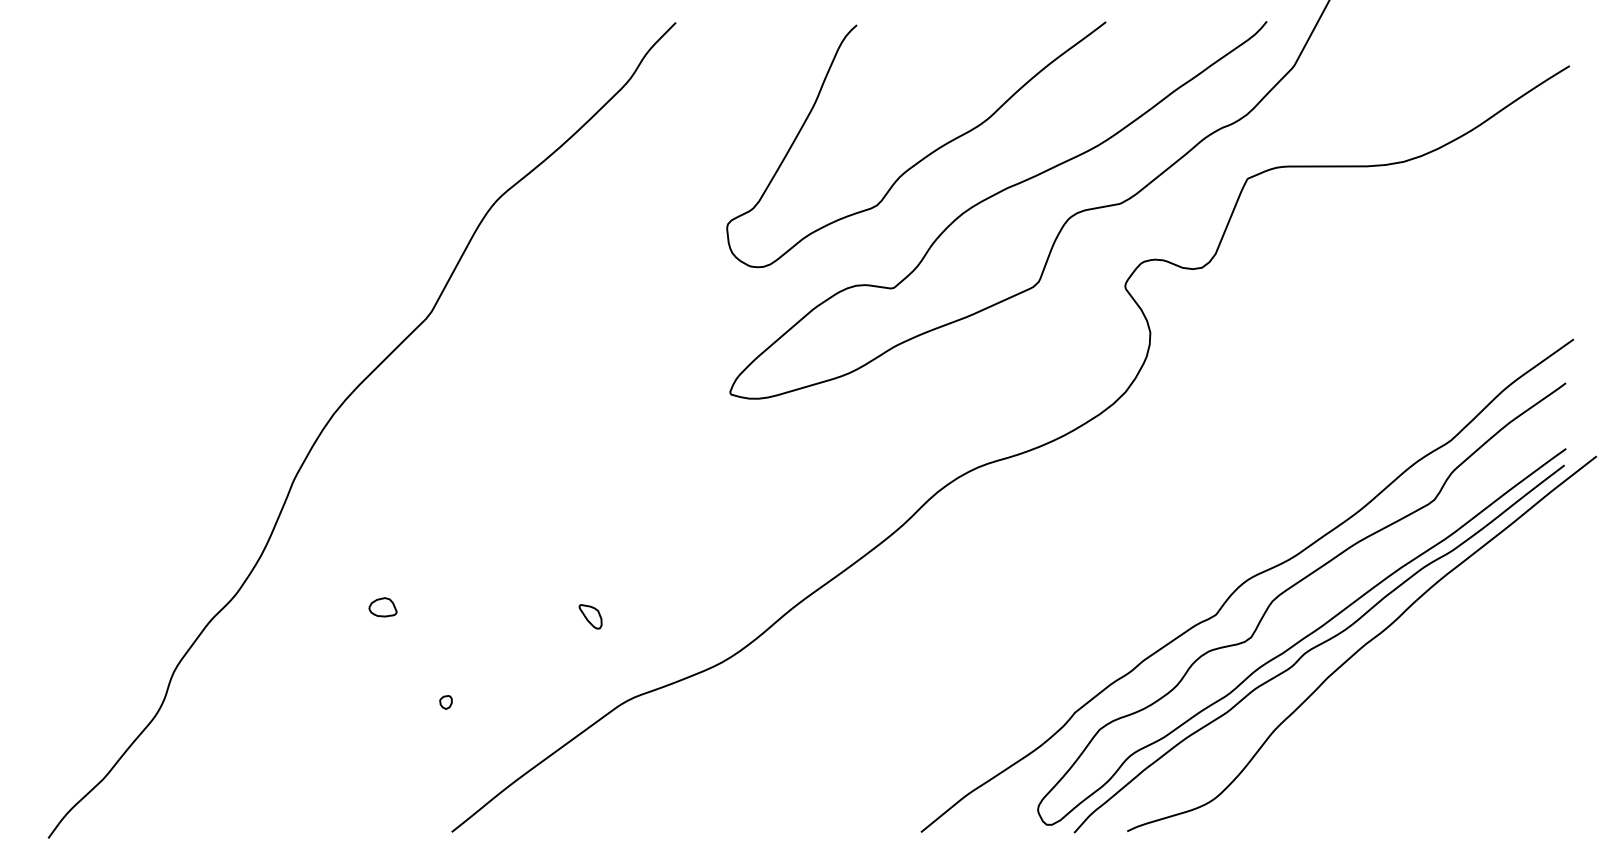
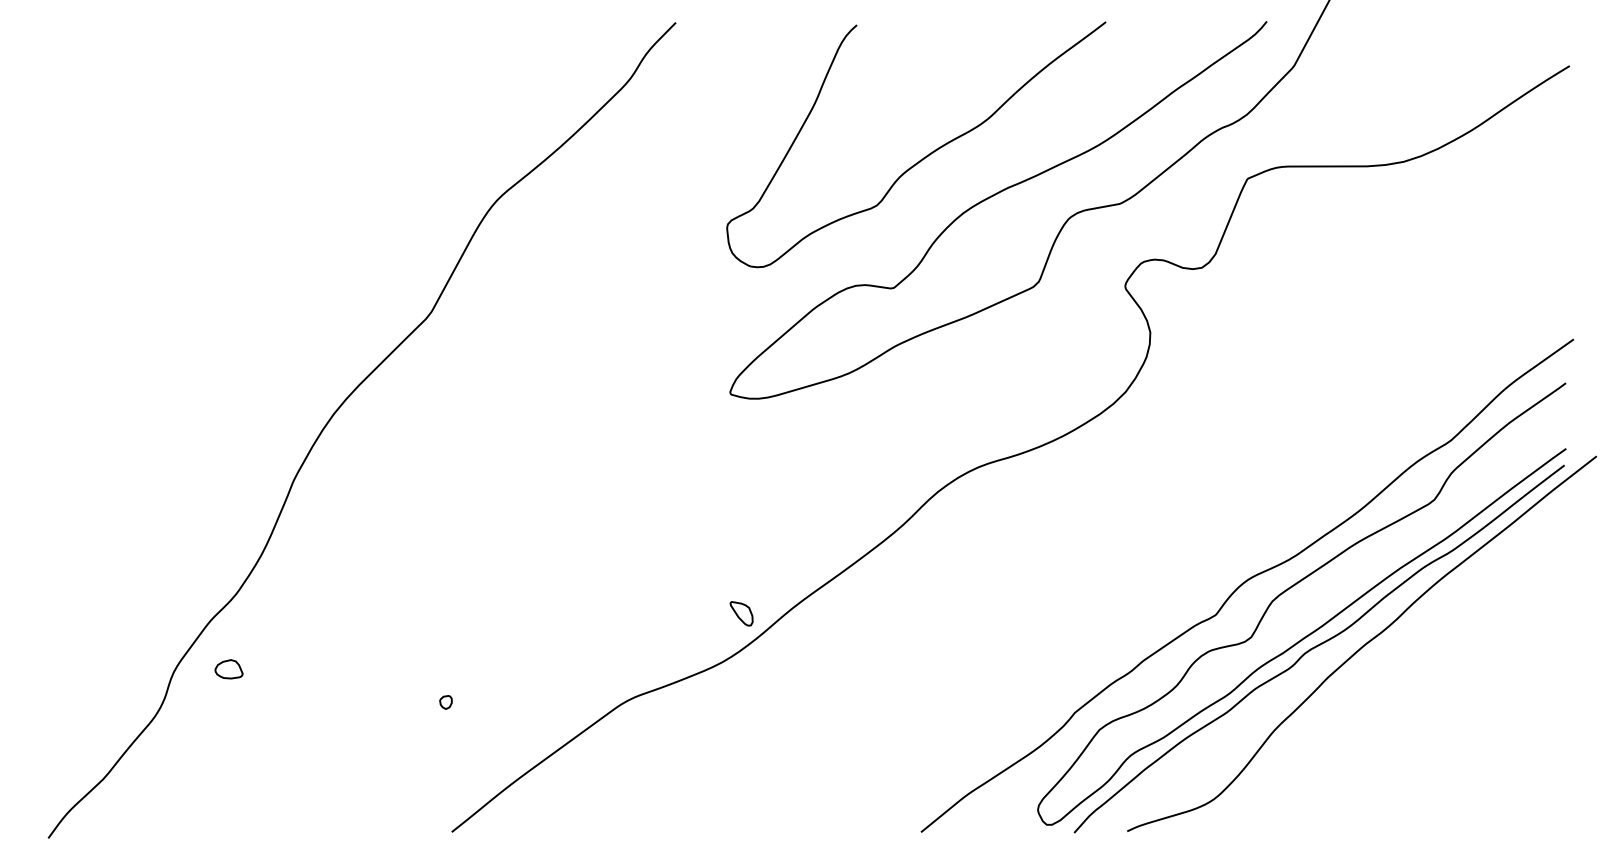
part position: (382, 607) -> (228, 669) (228, 669)
part position: (590, 616) -> (741, 613) (741, 613)
